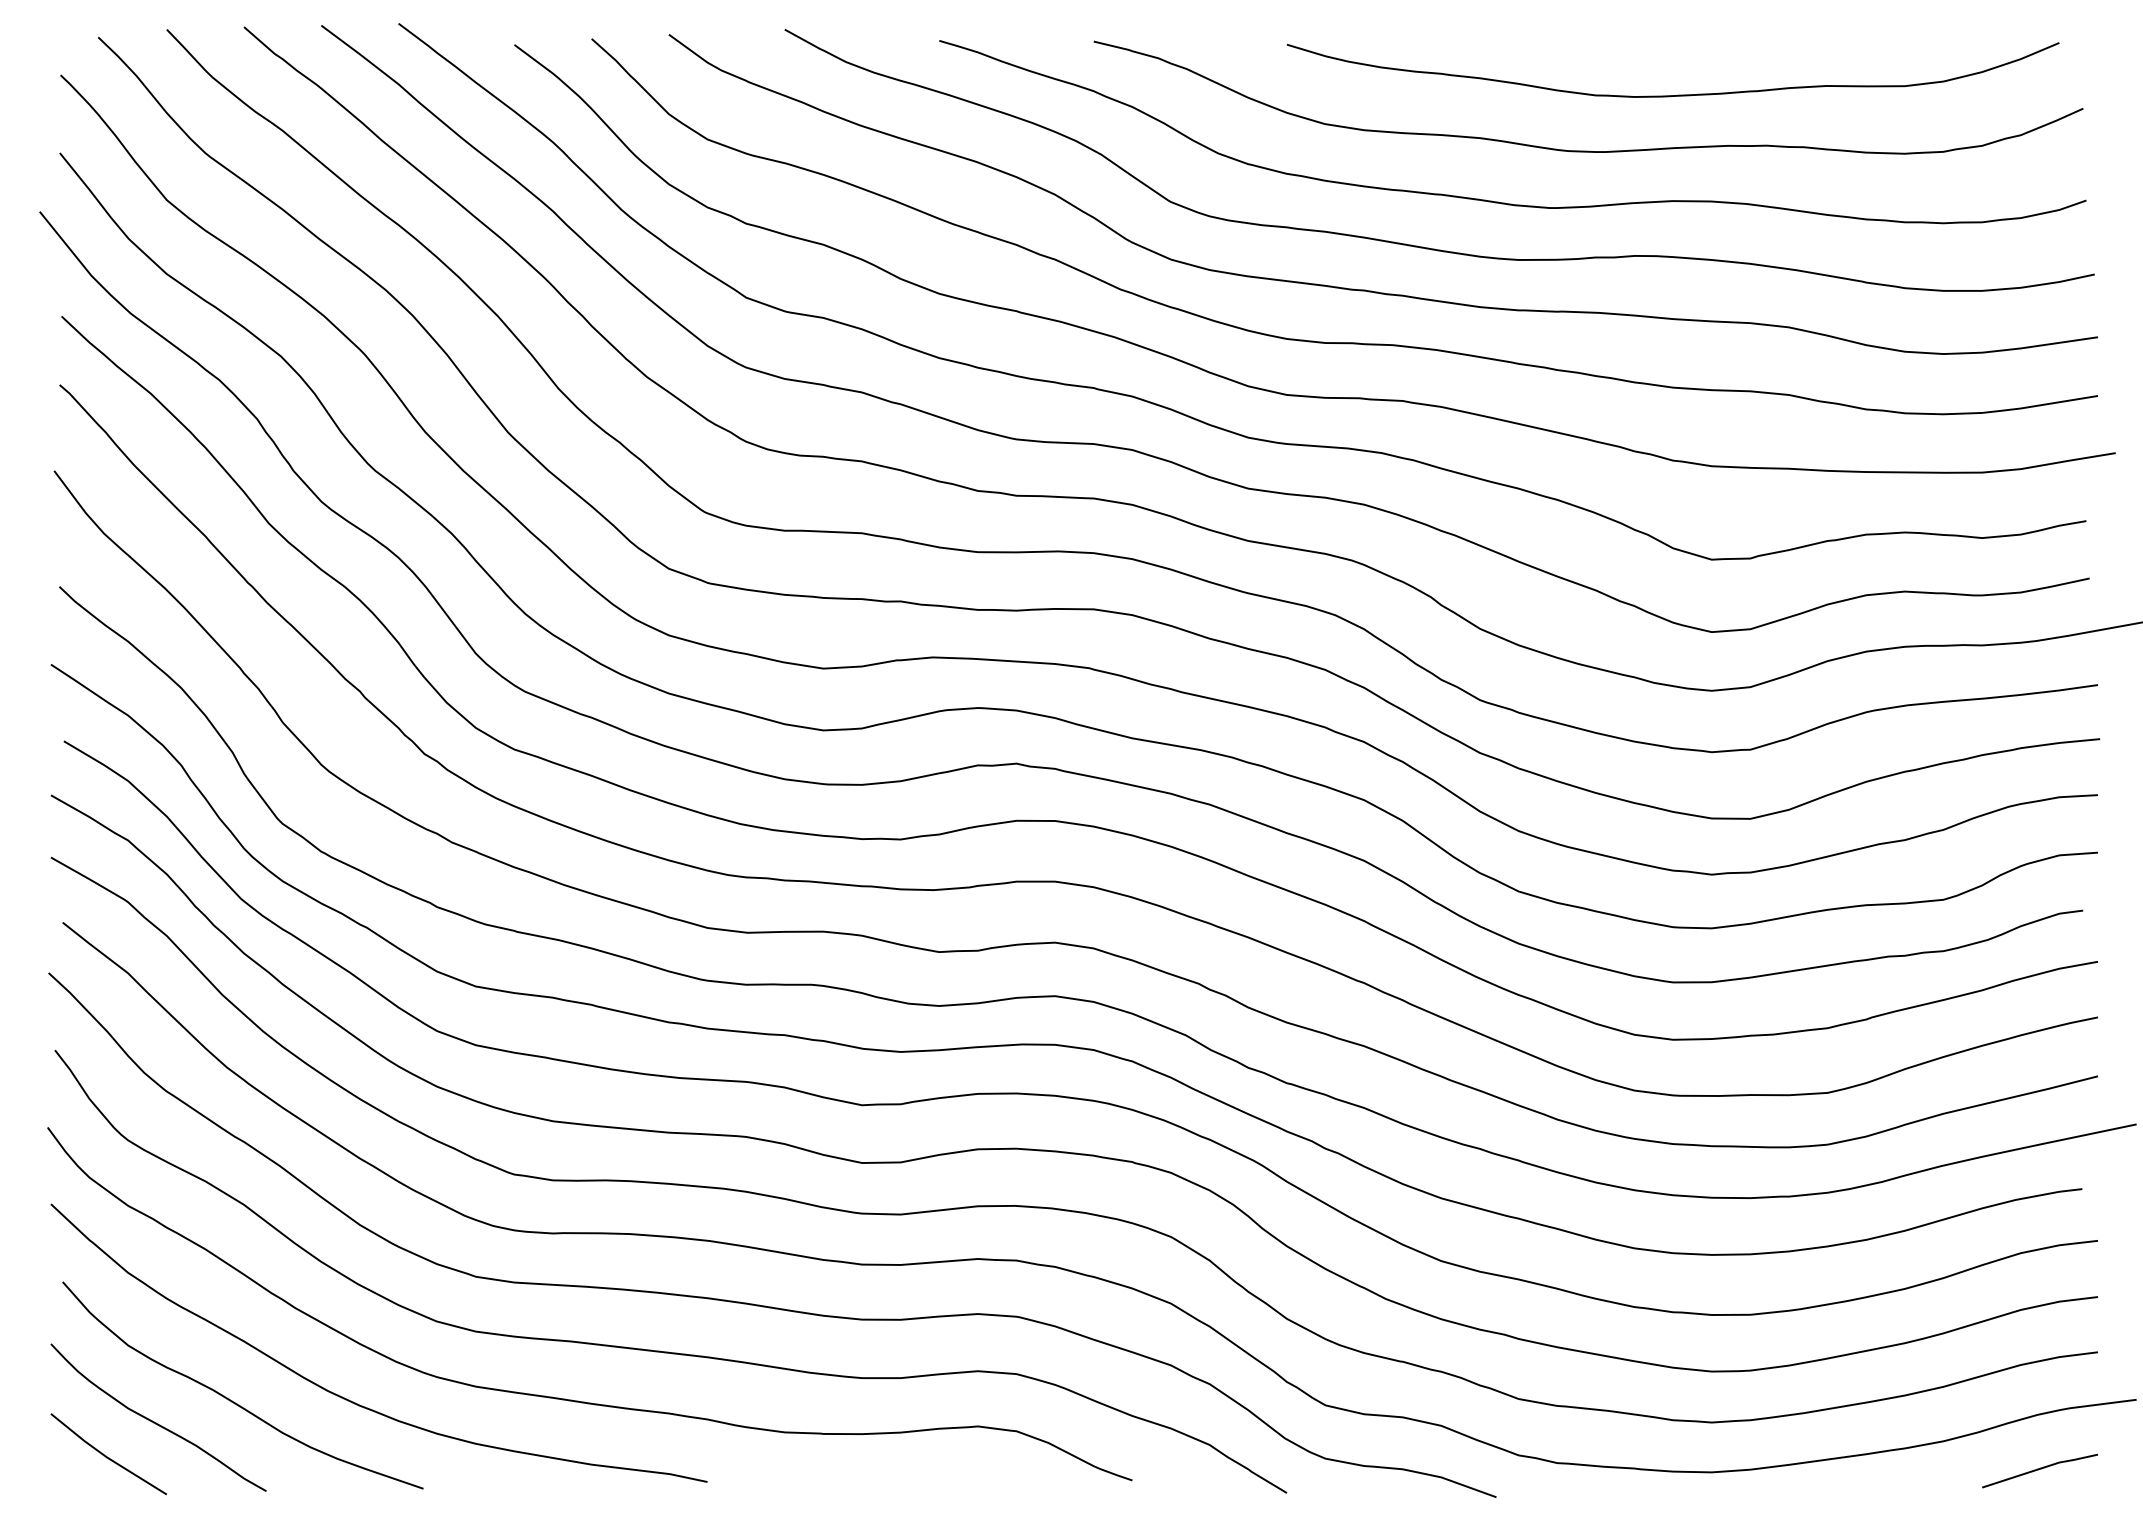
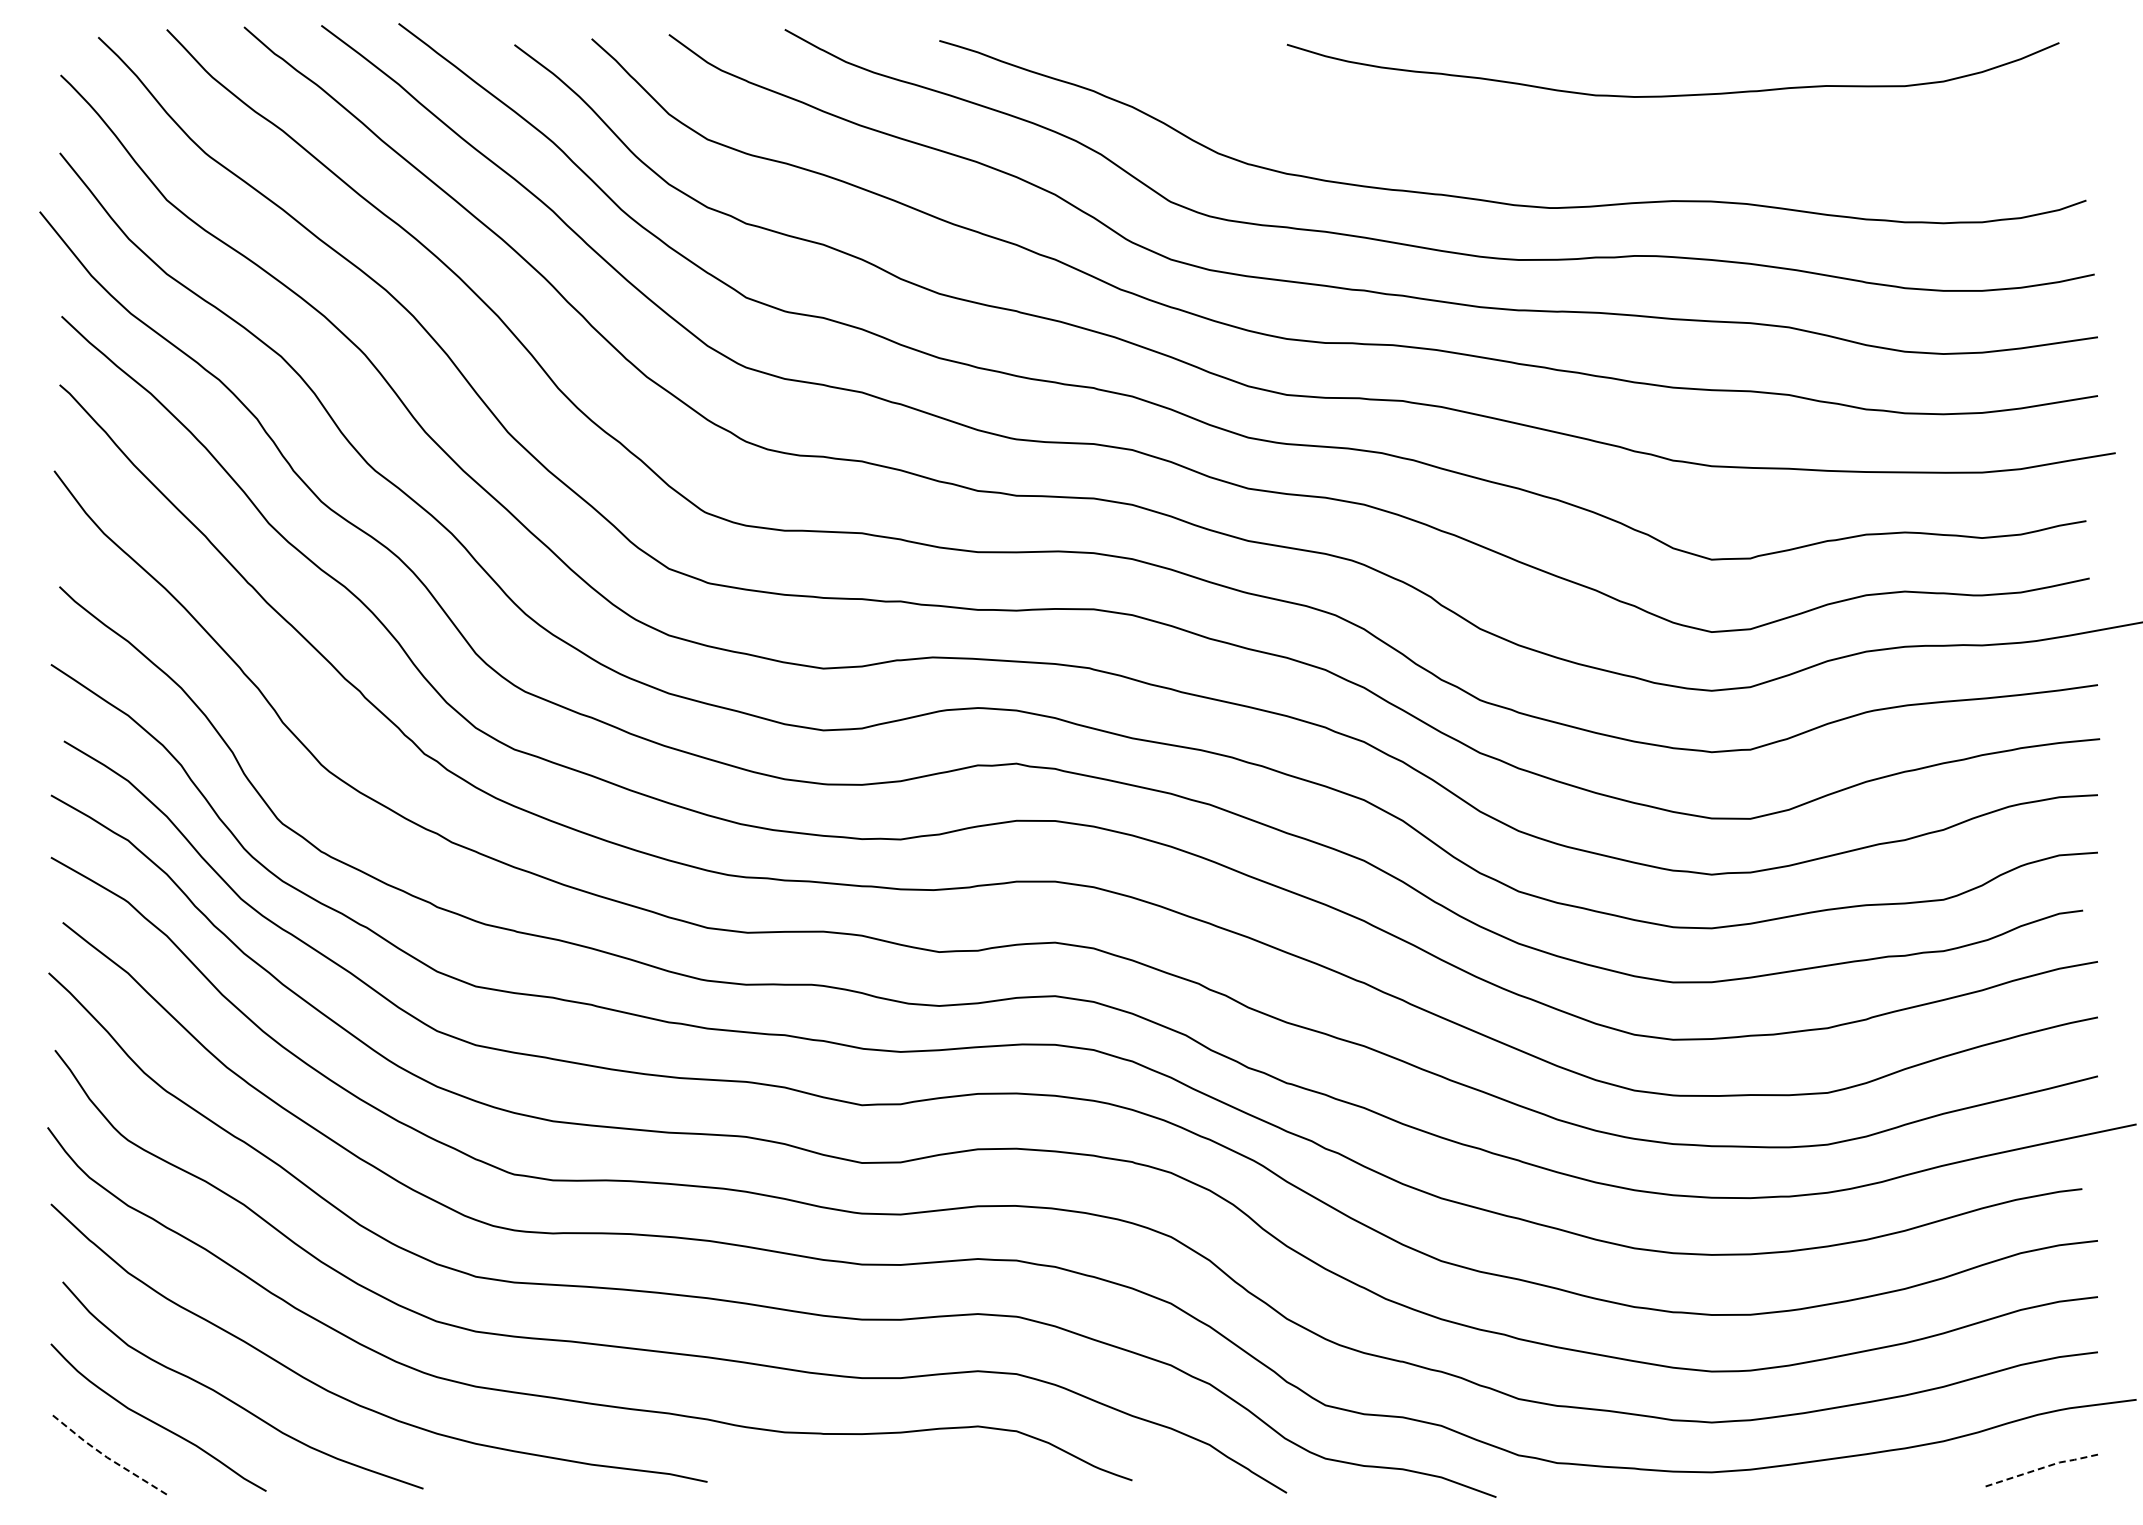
curve: present -> none (1588, 150)
line: solid -> dashed (106, 1456)
line: solid -> dashed (2040, 1468)
